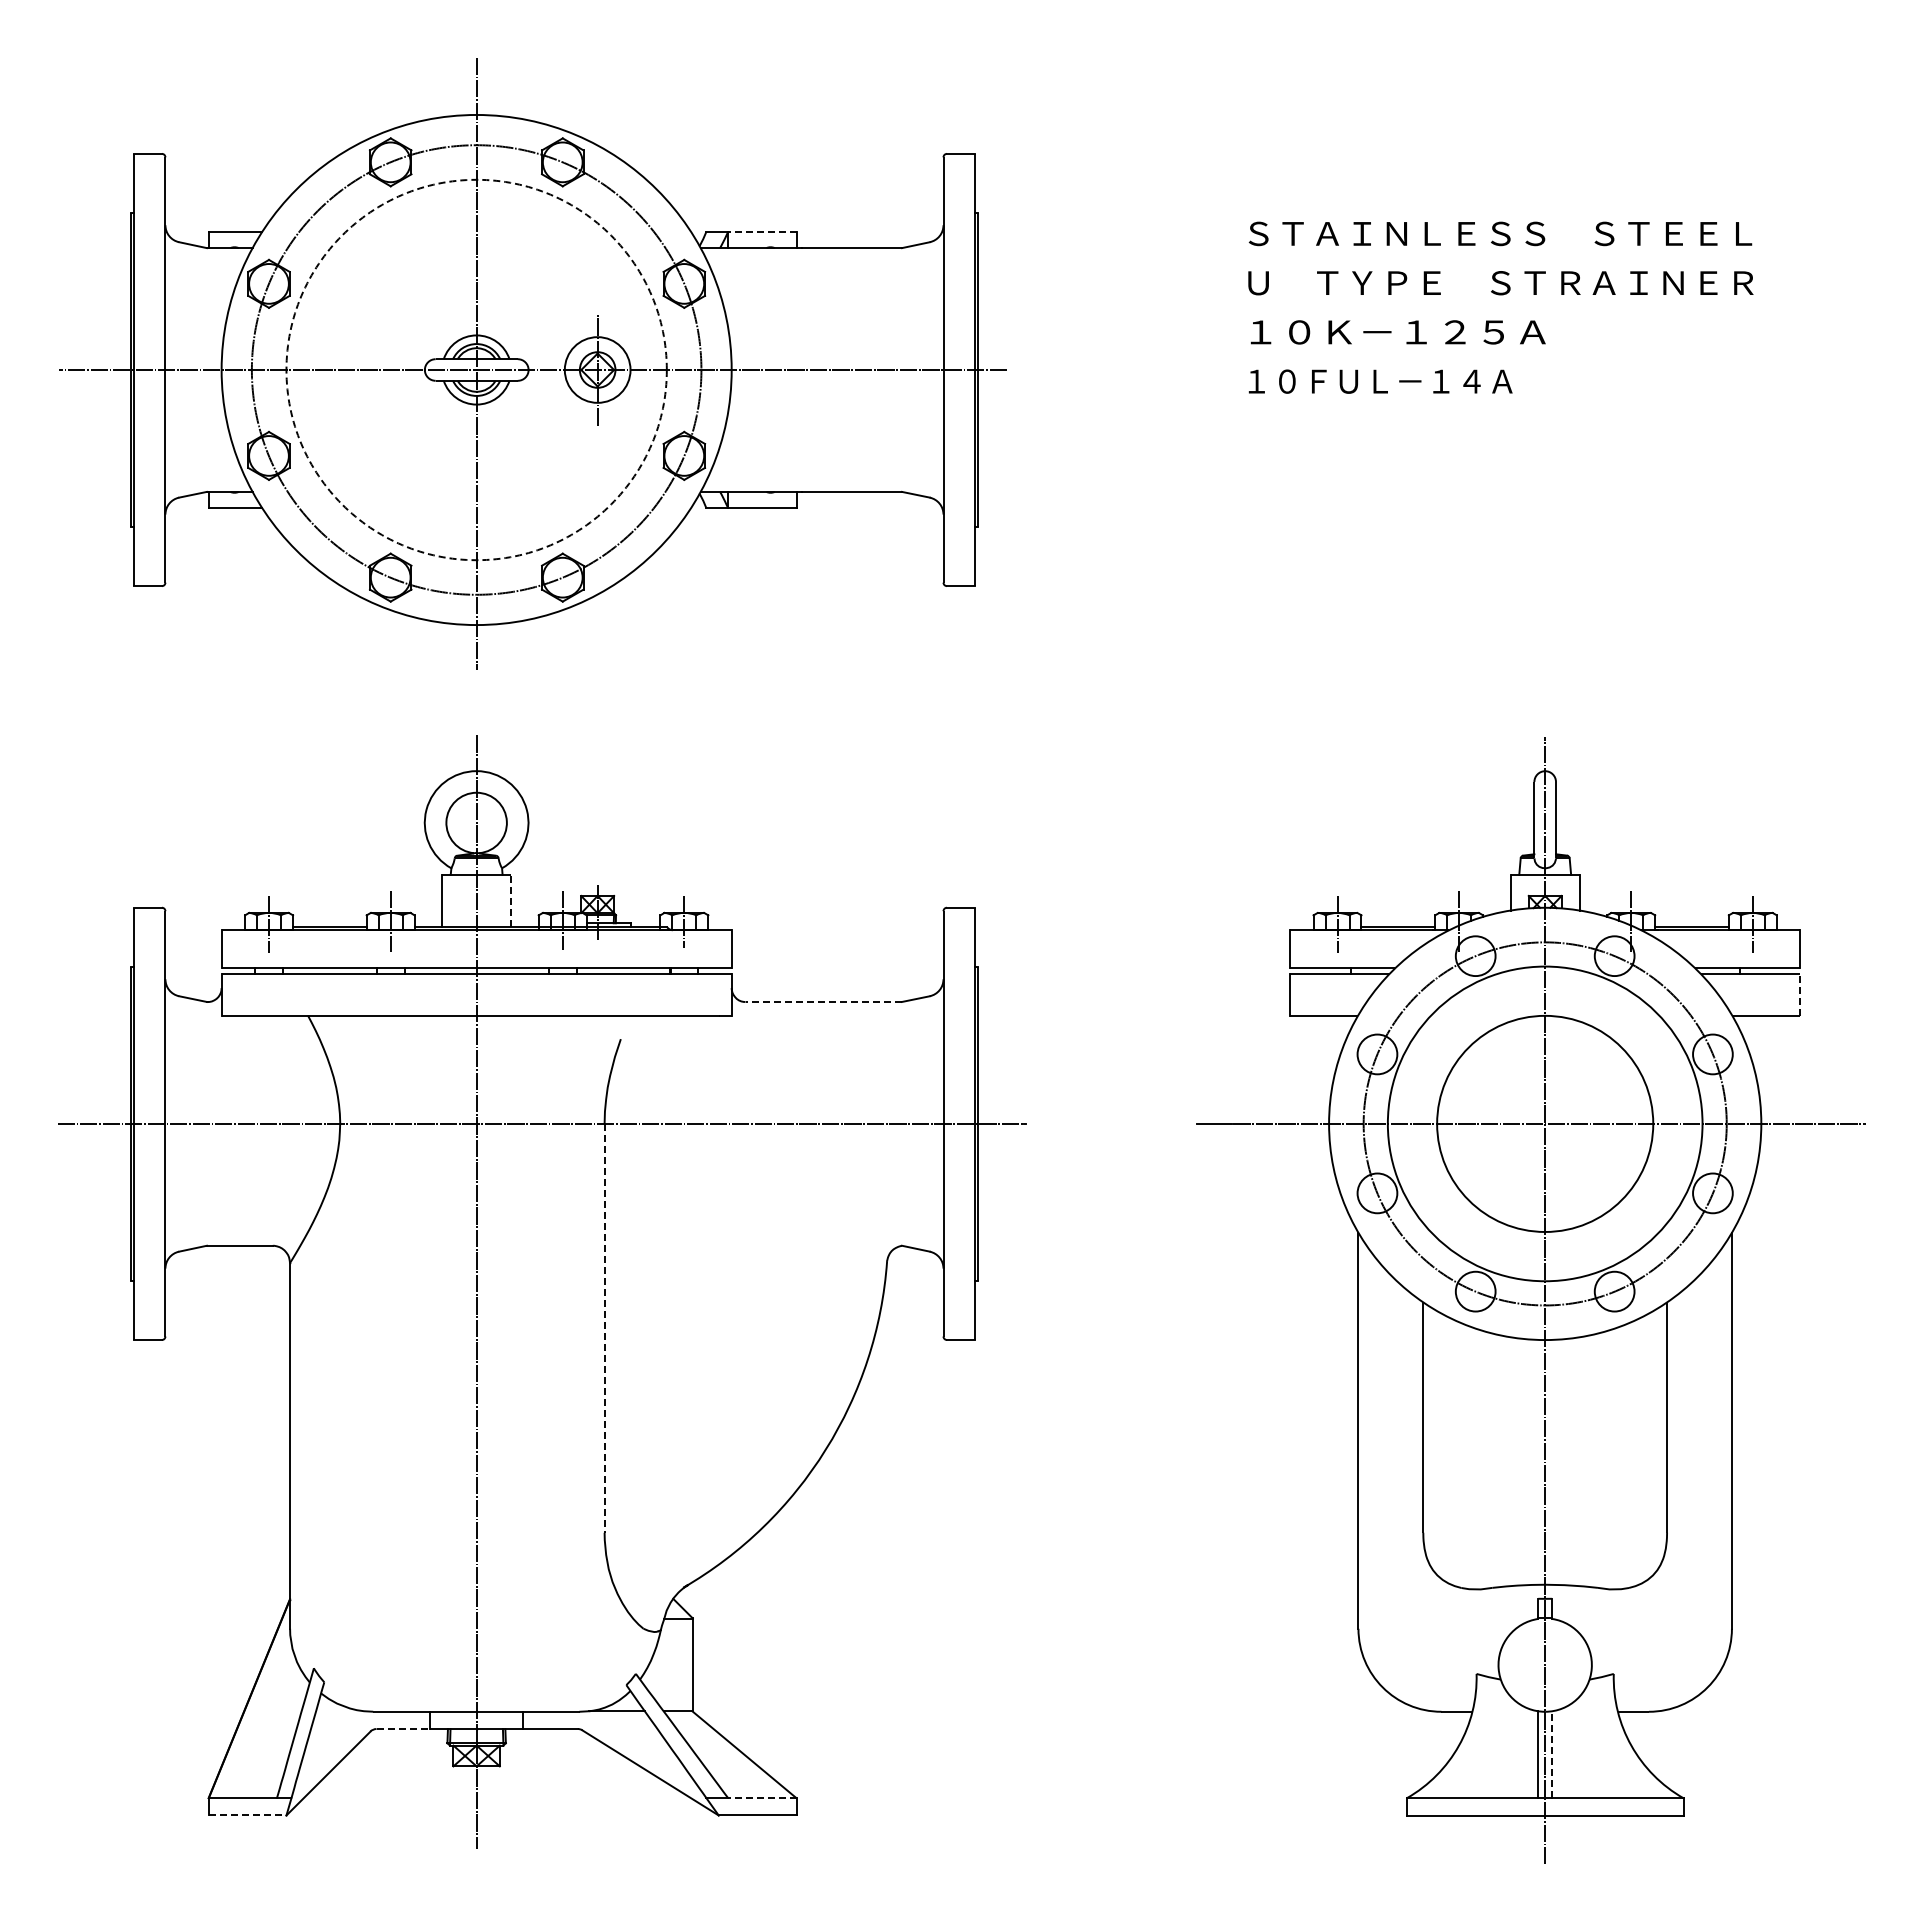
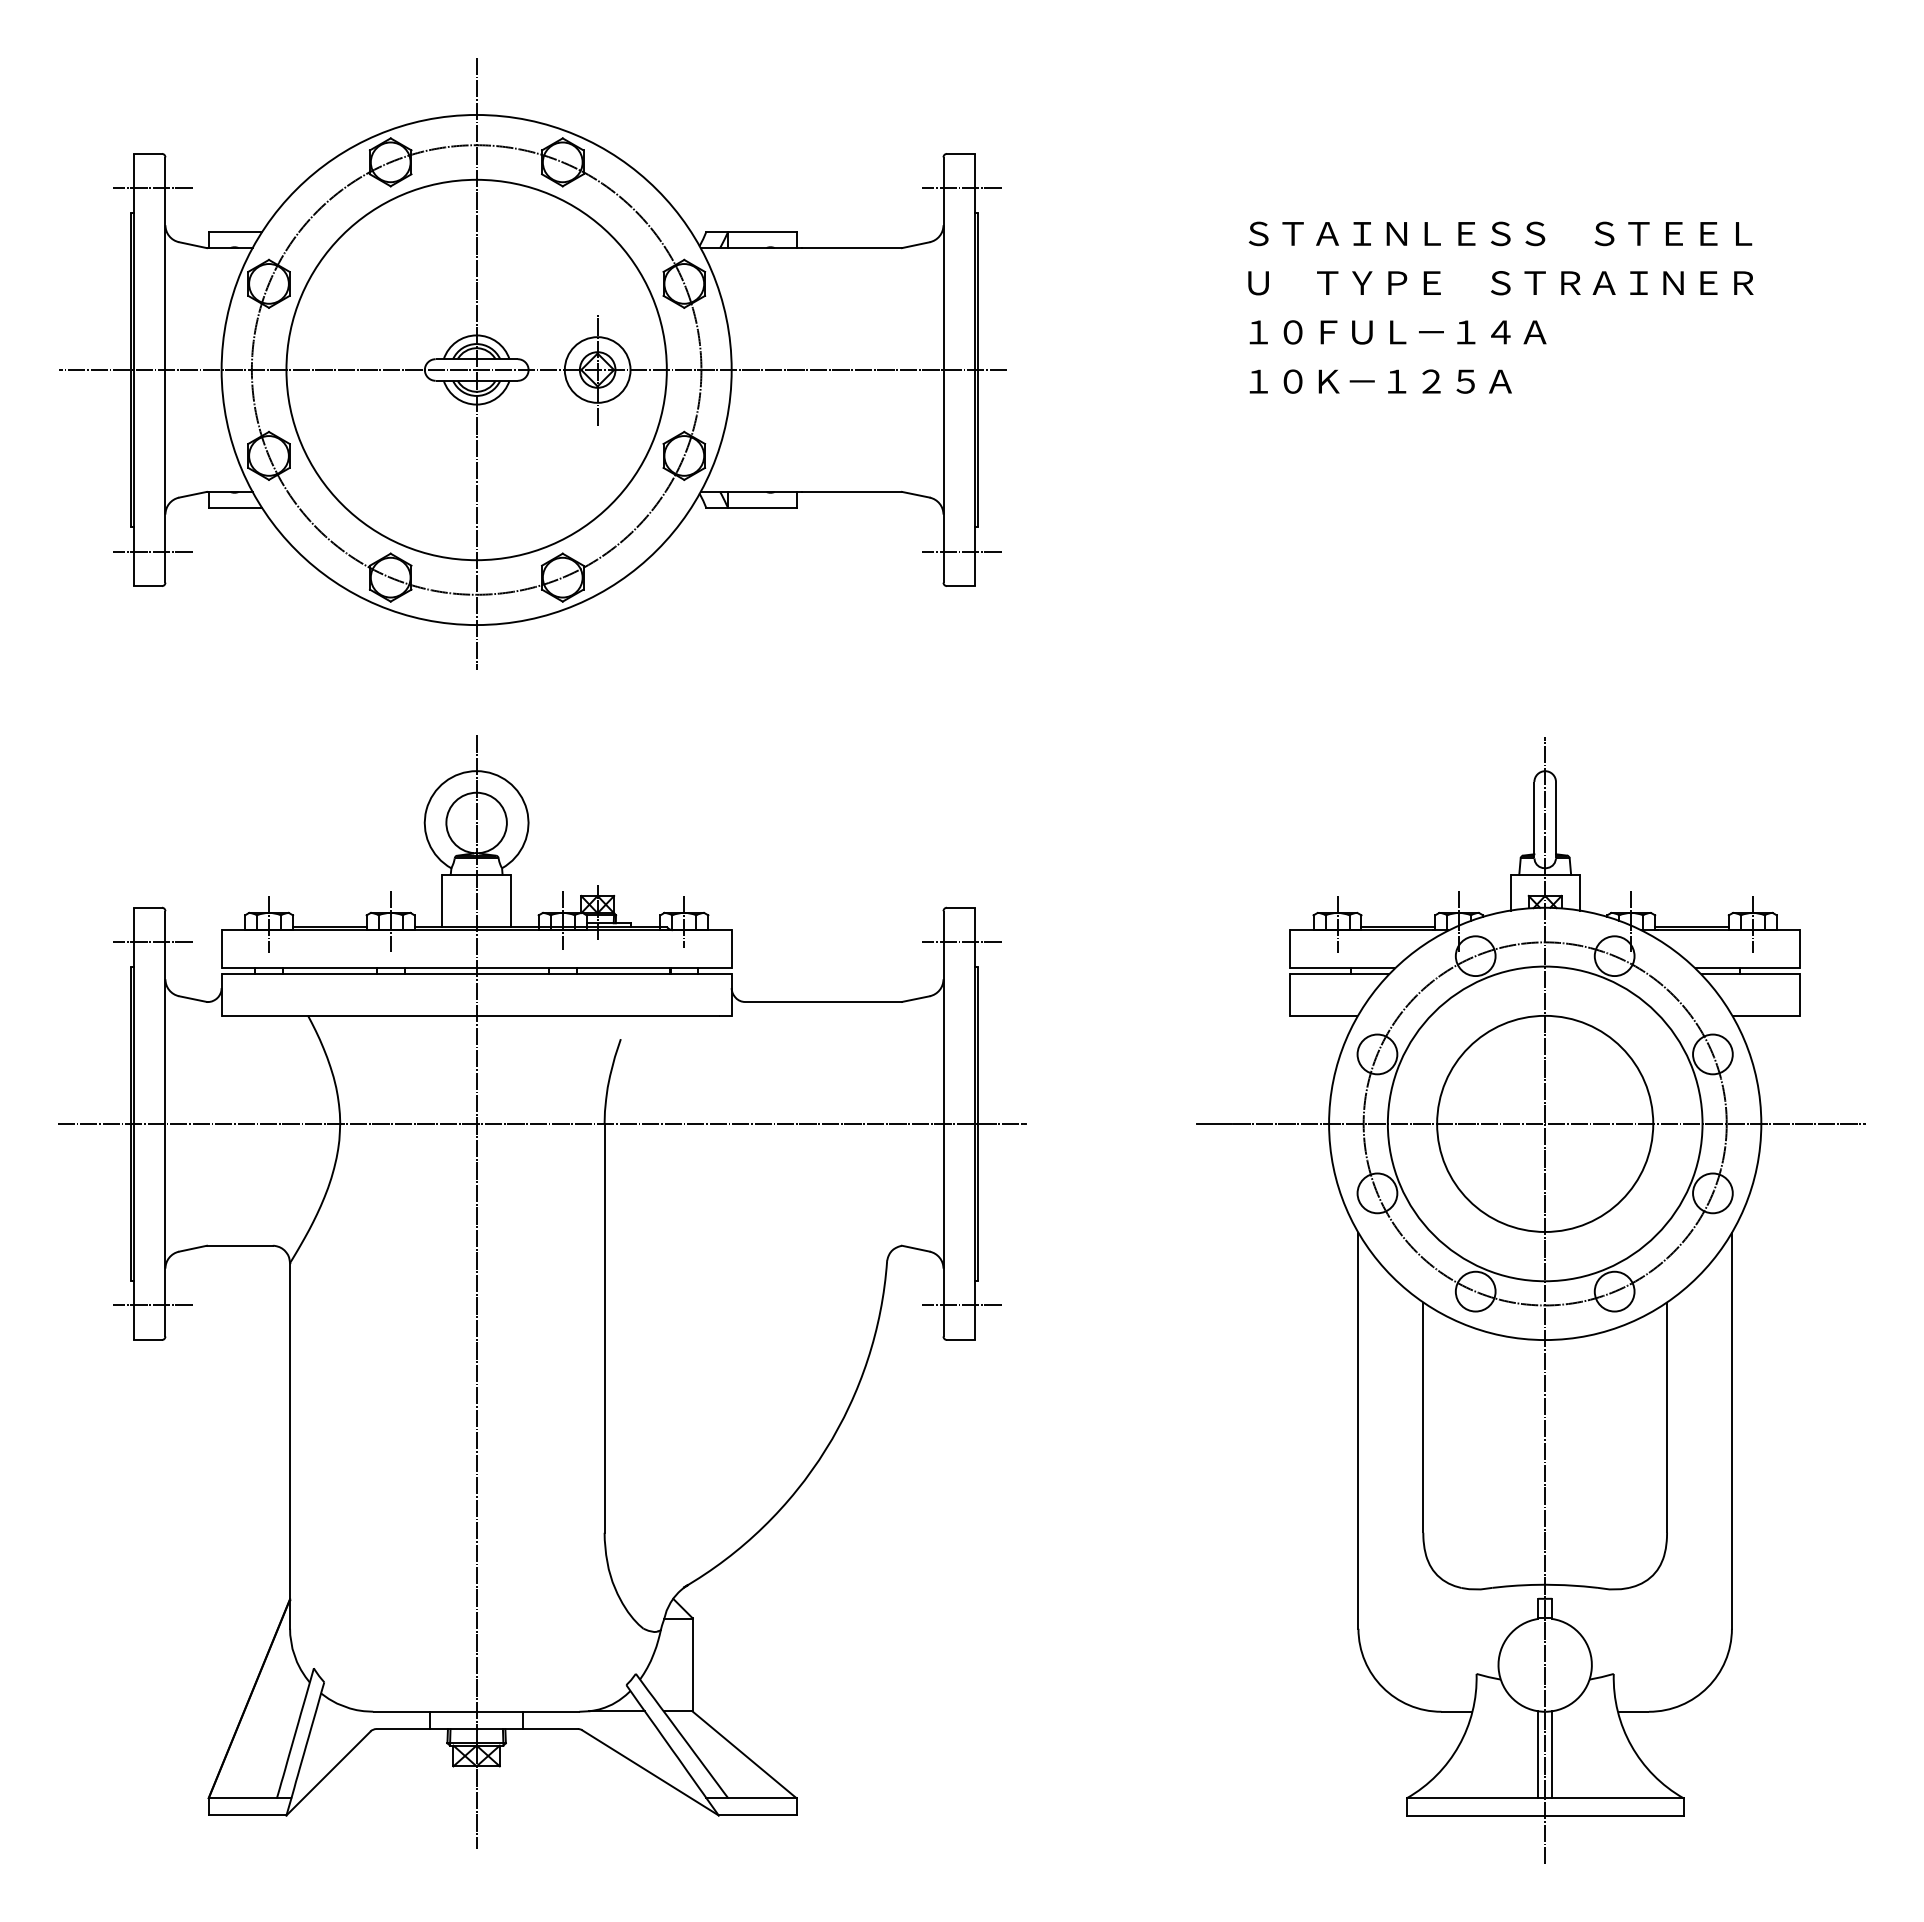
line: none -> present (152, 188)
line: none -> present (961, 188)
line: dashed -> solid (761, 231)
text: １０Ｋ－１２５Ａ -> １０ＦＵＬ－１４Ａ (1397, 332)
circle: dashed -> solid (476, 369)
text: １０ＦＵＬ－１４Ａ -> １０Ｋ－１２５Ａ (1380, 381)
line: none -> present (152, 551)
line: none -> present (961, 551)
line: dashed -> solid (511, 900)
line: none -> present (152, 942)
line: none -> present (961, 942)
line: dashed -> solid (1800, 995)
line: dashed -> solid (823, 1001)
line: none -> present (152, 1305)
line: none -> present (961, 1305)
line: dashed -> solid (604, 1328)
line: dashed -> solid (403, 1729)
line: dashed -> solid (1552, 1754)
line: dashed -> solid (761, 1798)
line: dashed -> solid (247, 1815)
